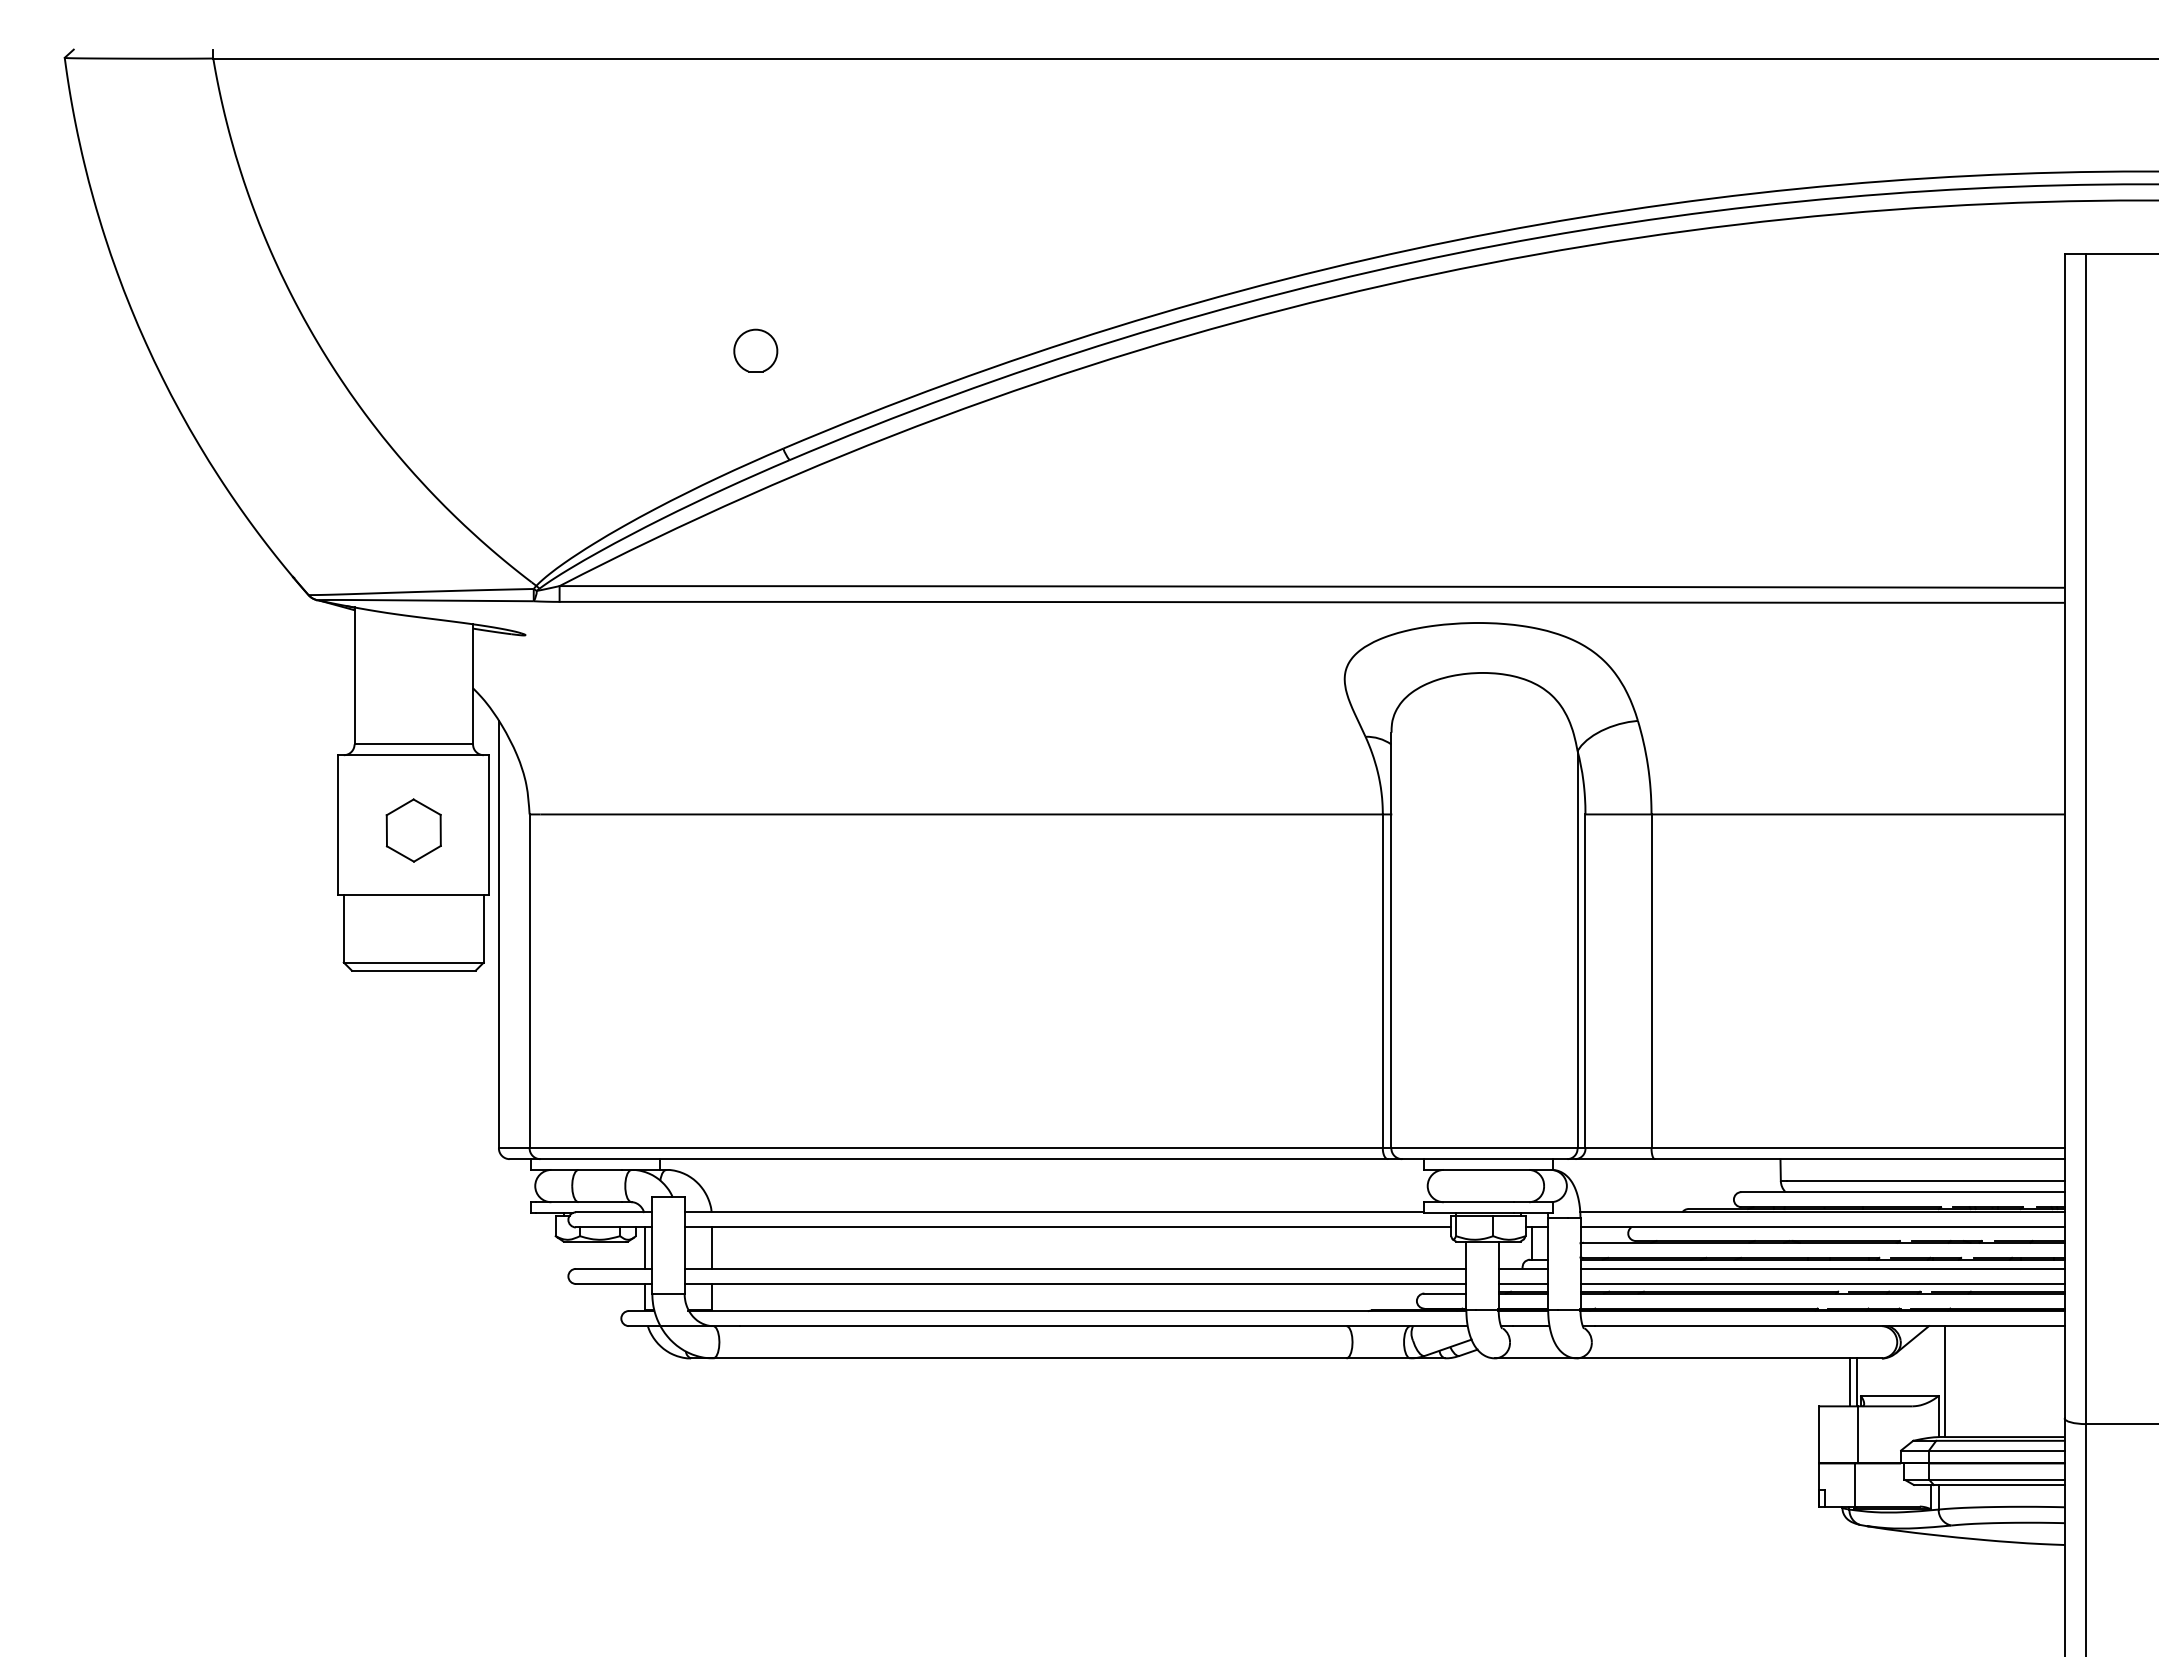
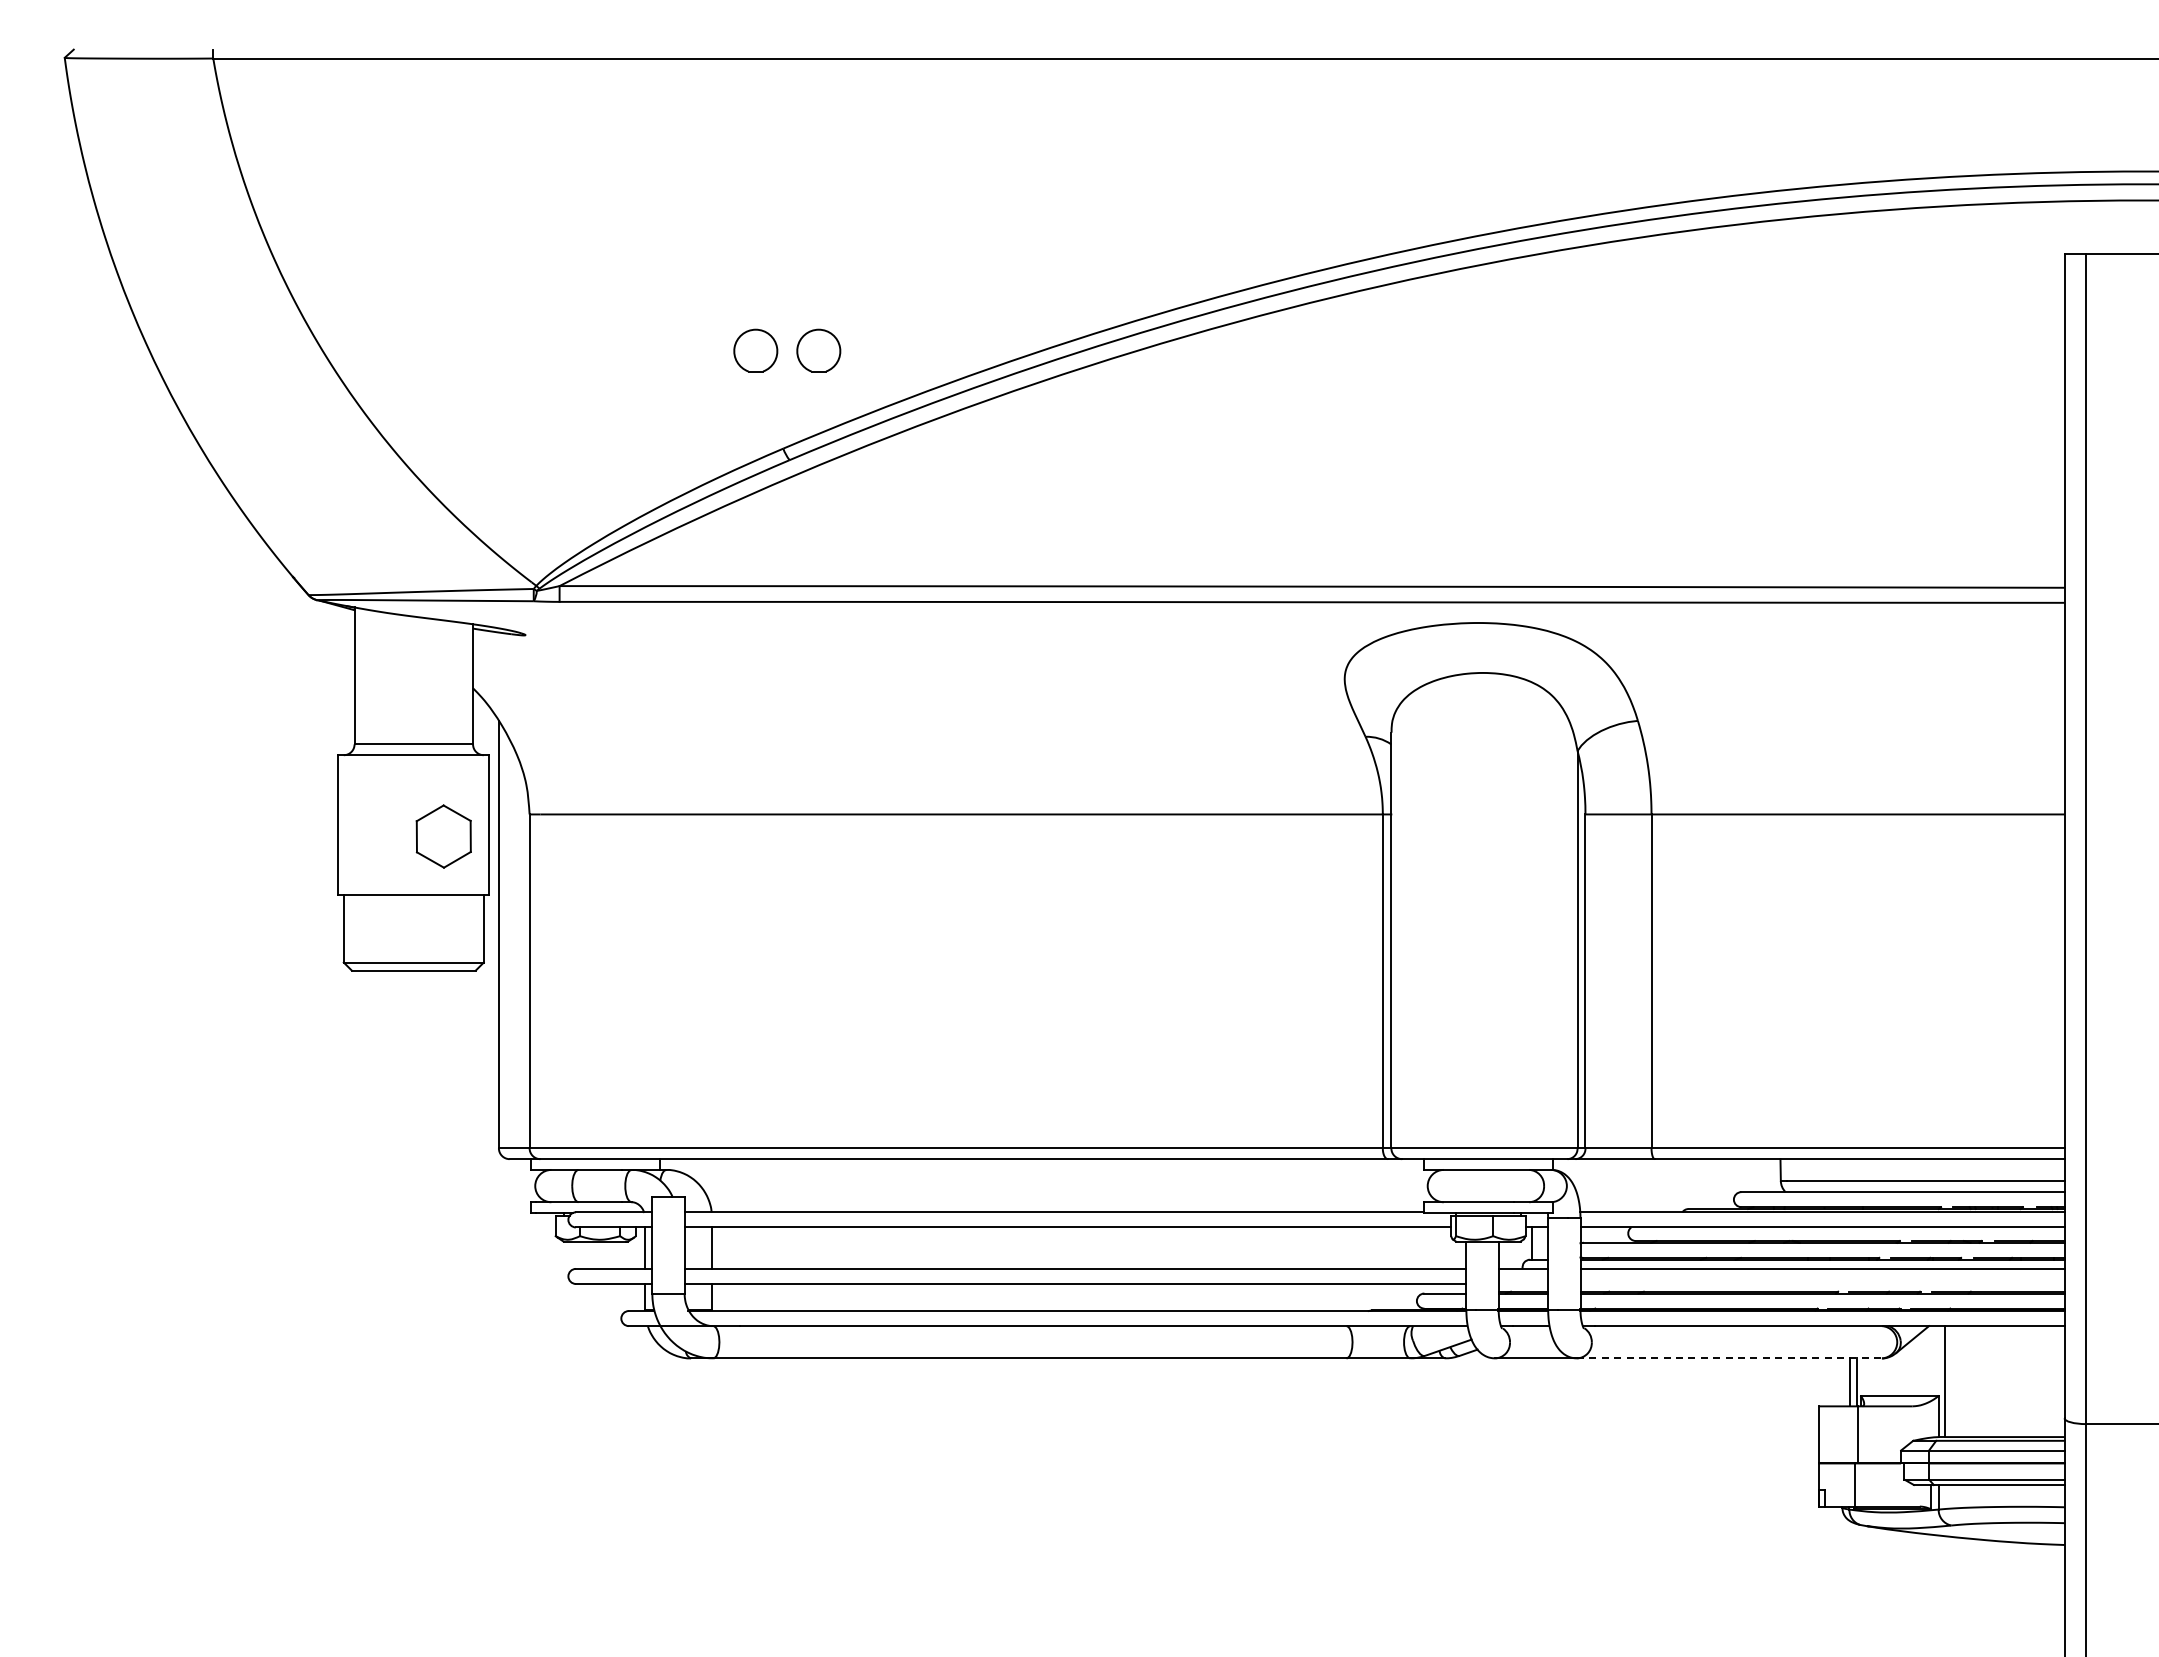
part: none -> present (818, 350)
part position: (413, 830) -> (443, 836) (443, 836)
line: present -> none (1523, 1283)
line: present -> none (1822, 1283)
line: solid -> dashed (1729, 1358)
